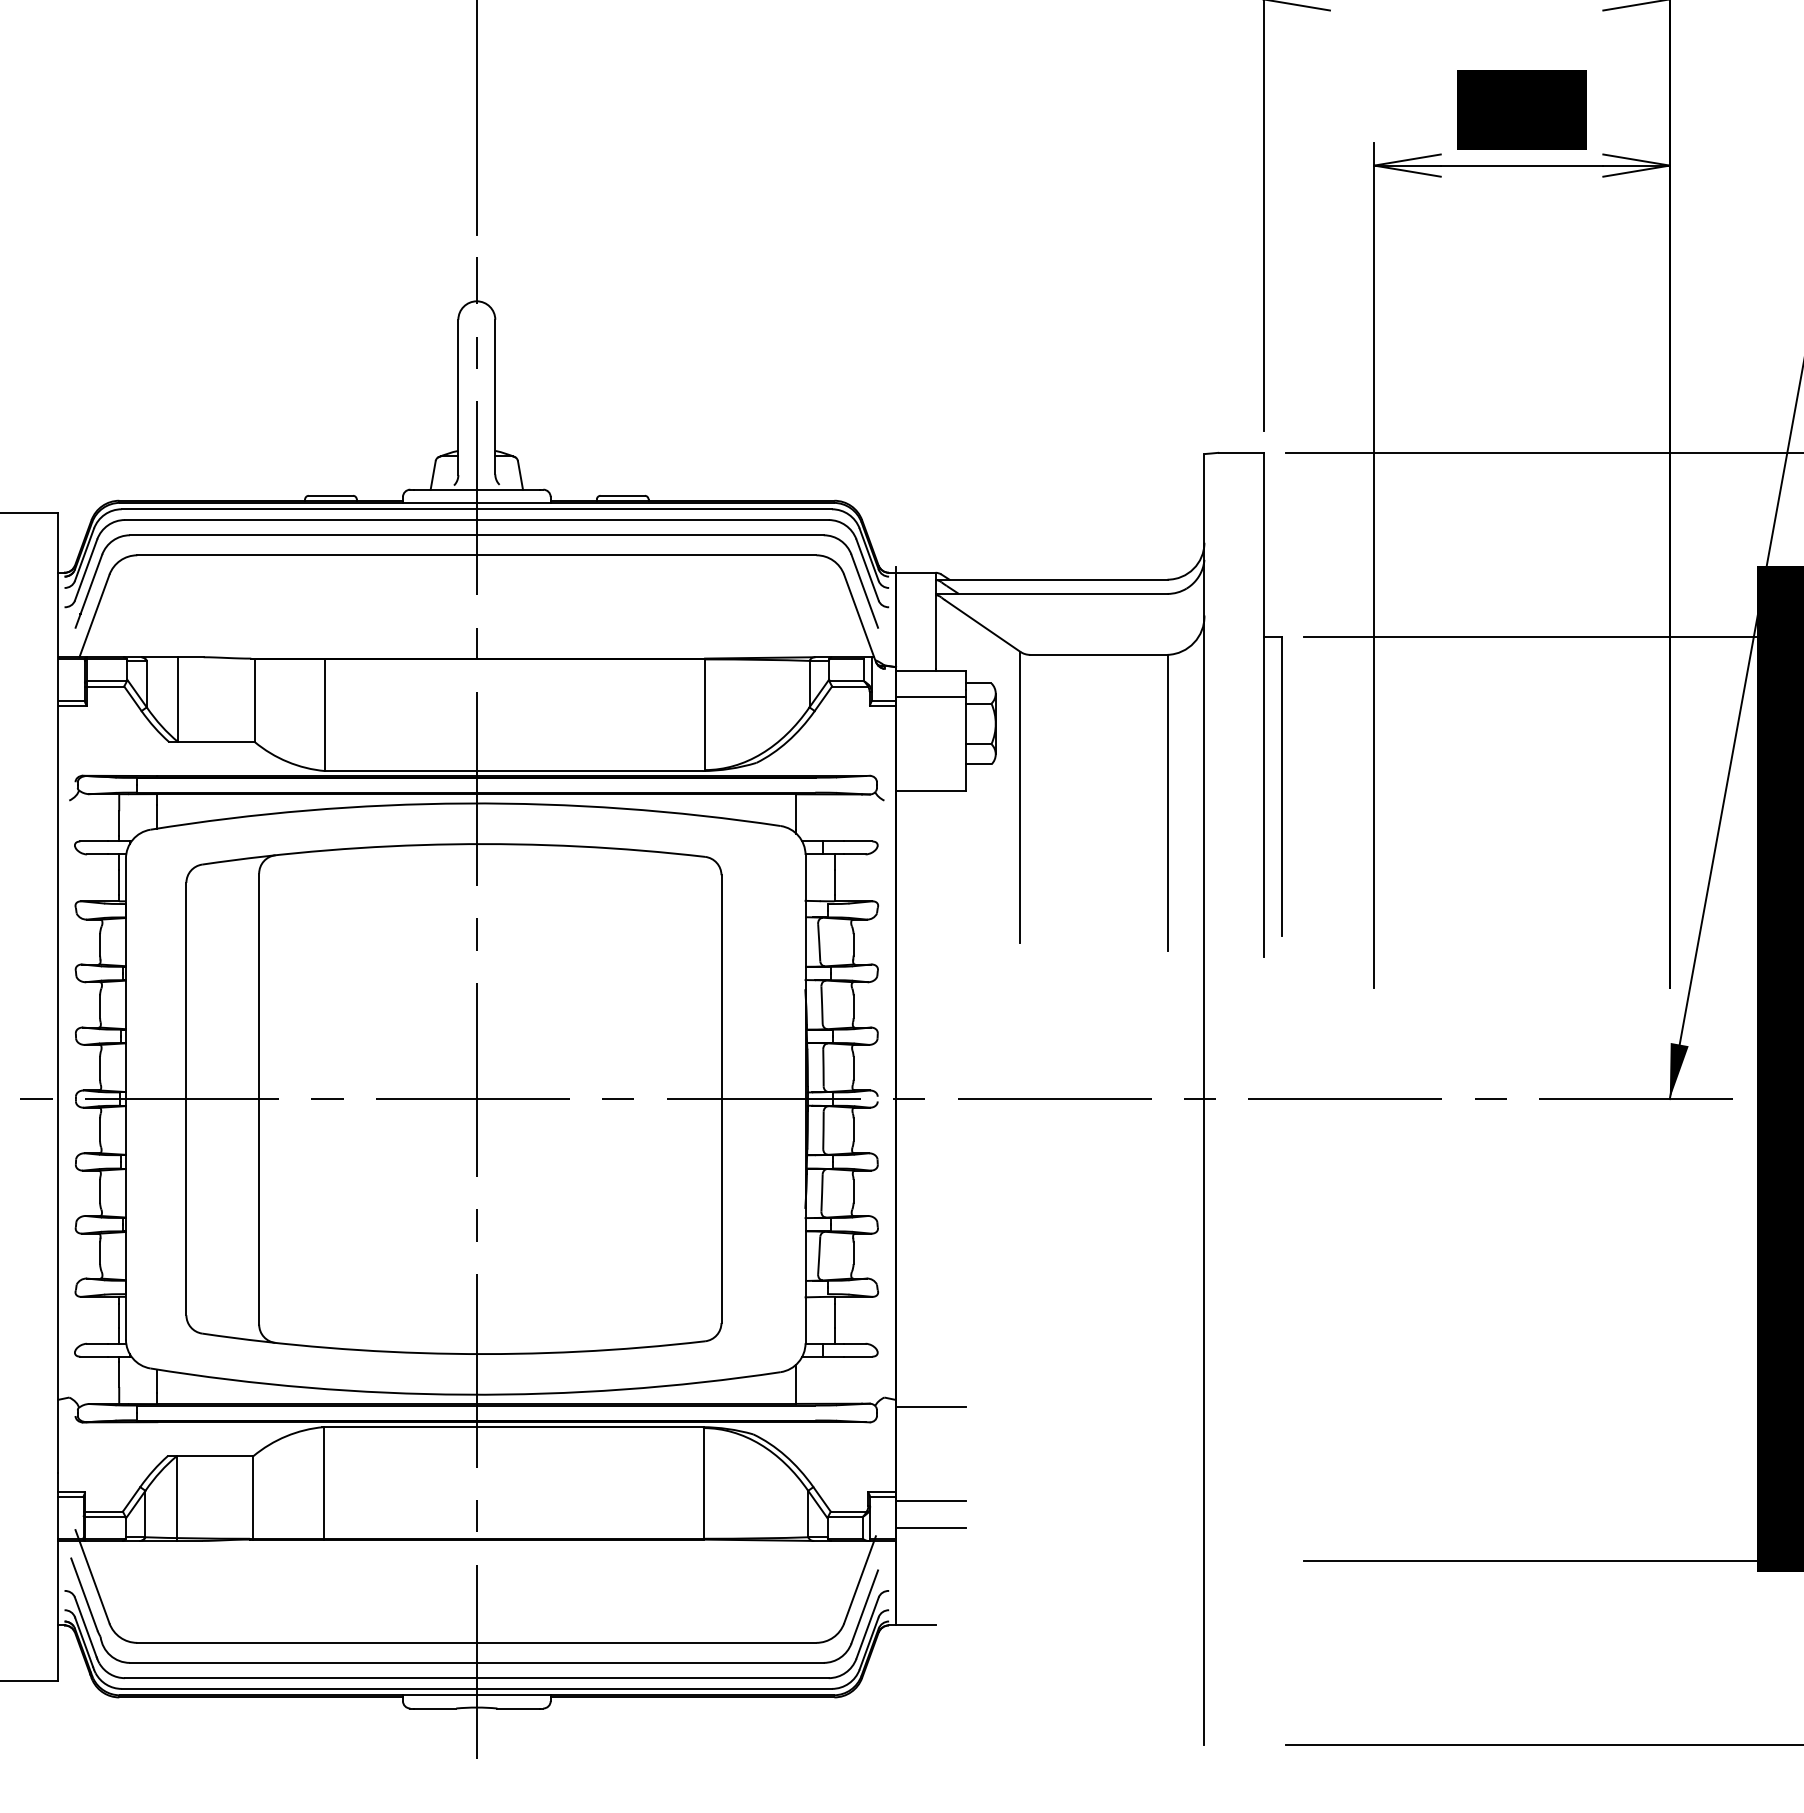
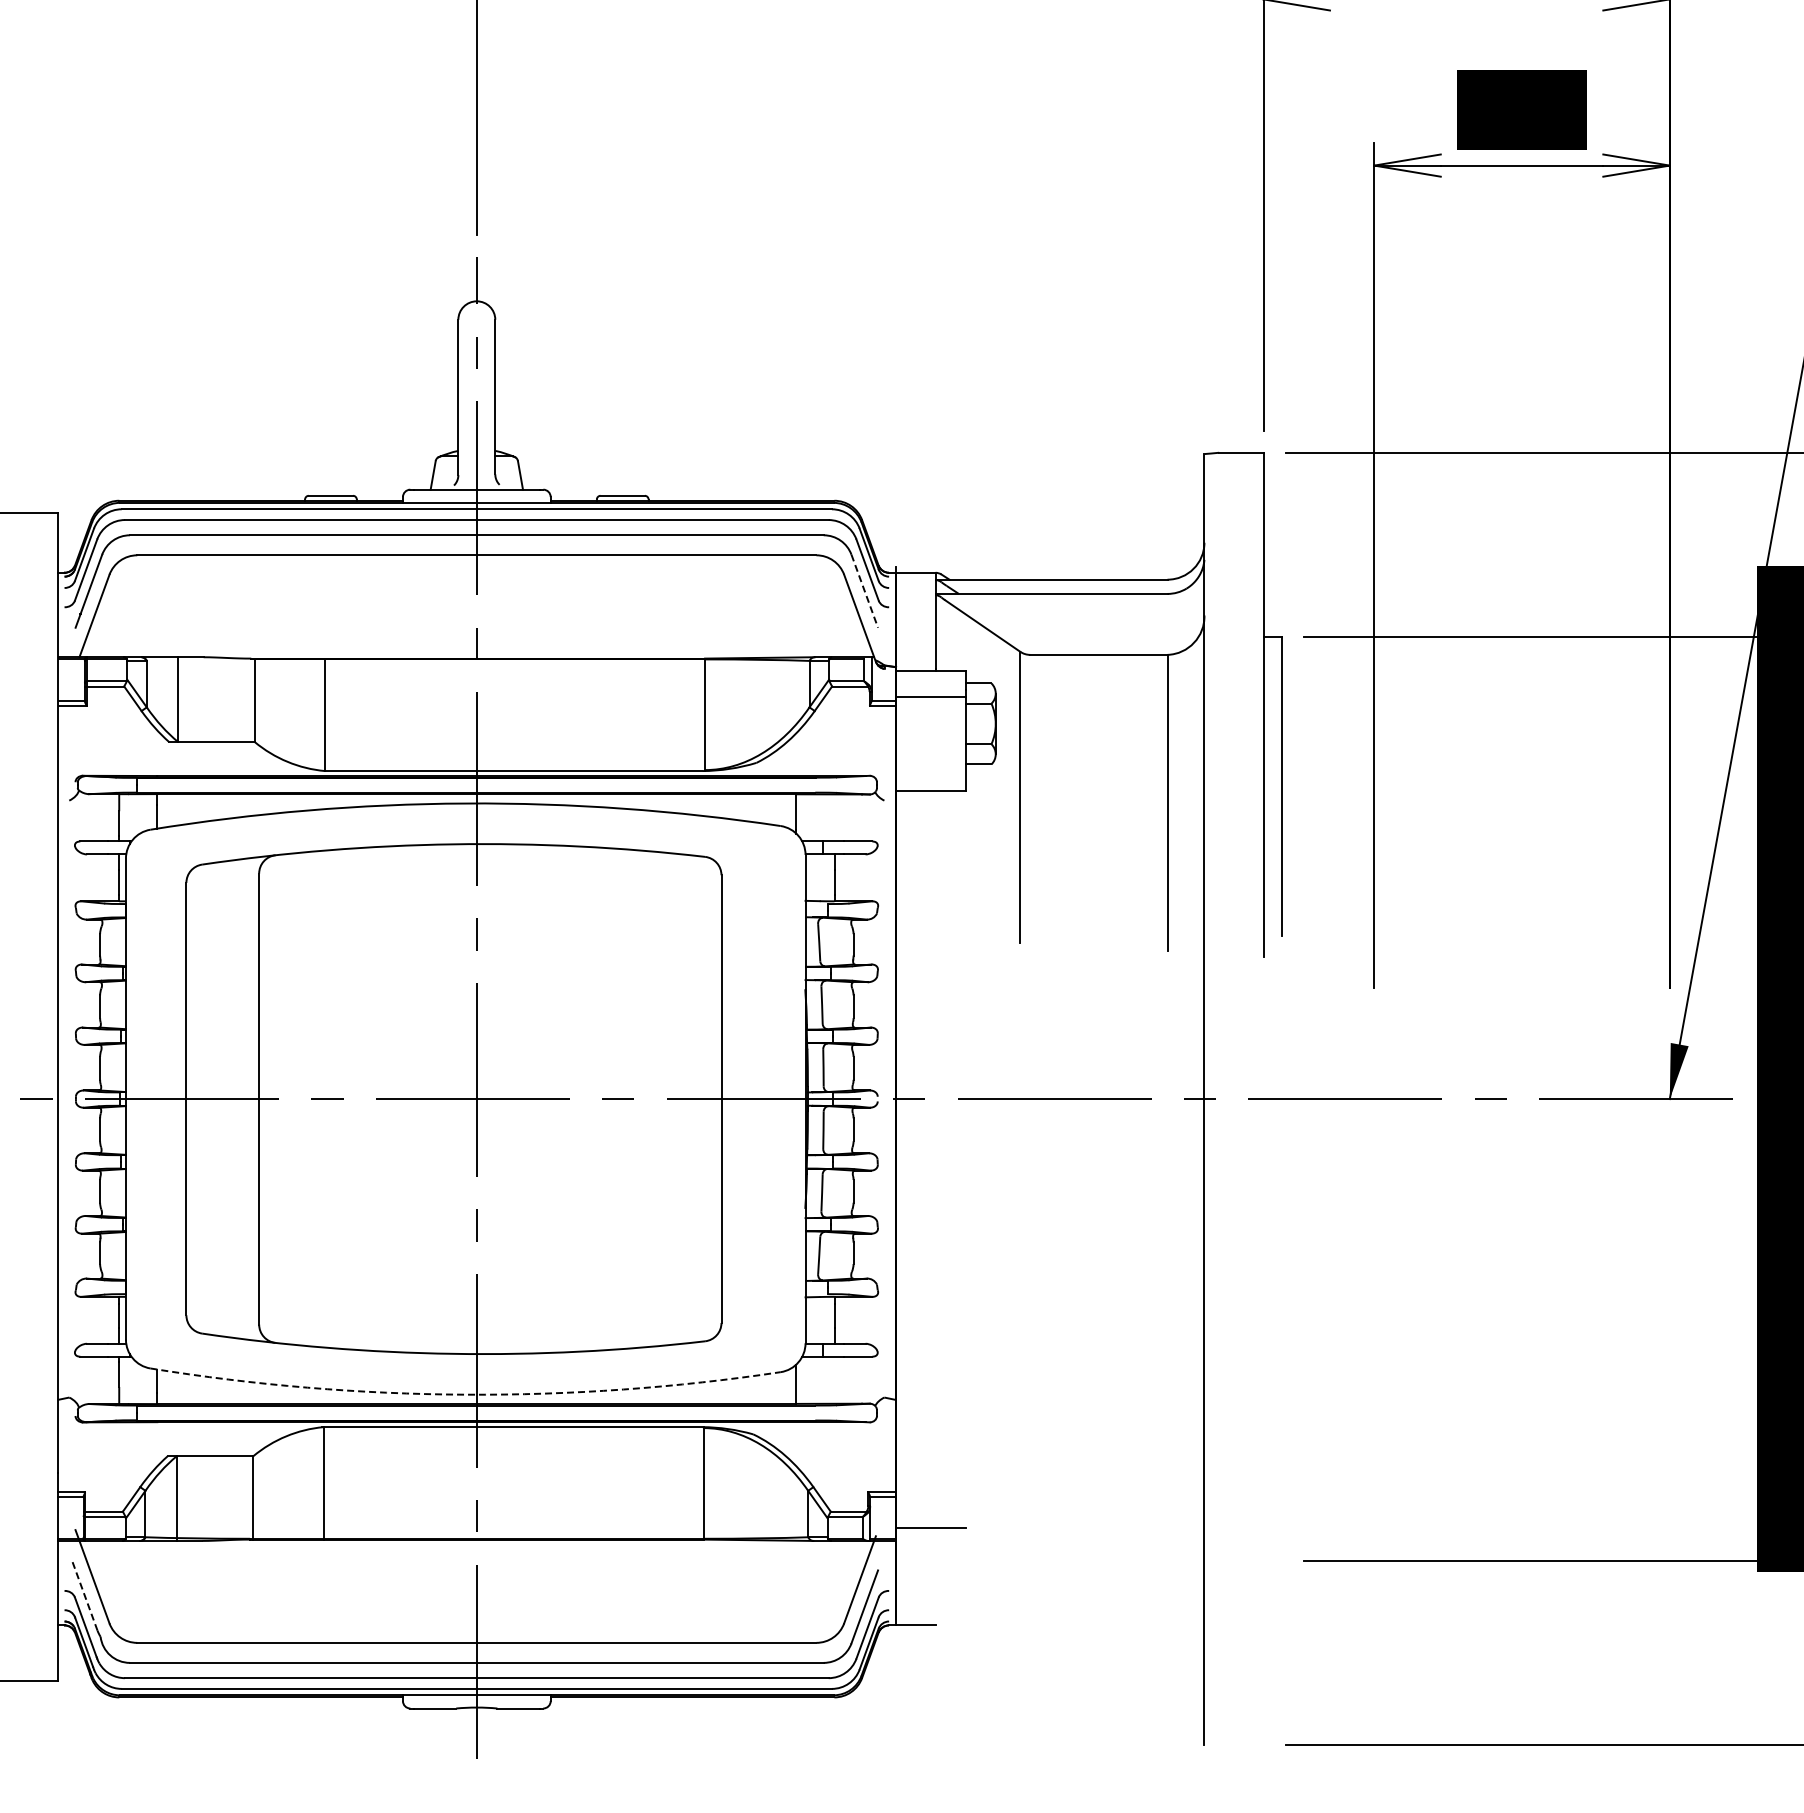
line: solid -> dashed (864, 591)
arc: solid -> dashed (465, 1394)
line: present -> none (931, 1407)
line: present -> none (931, 1500)
line: solid -> dashed (84, 1594)
